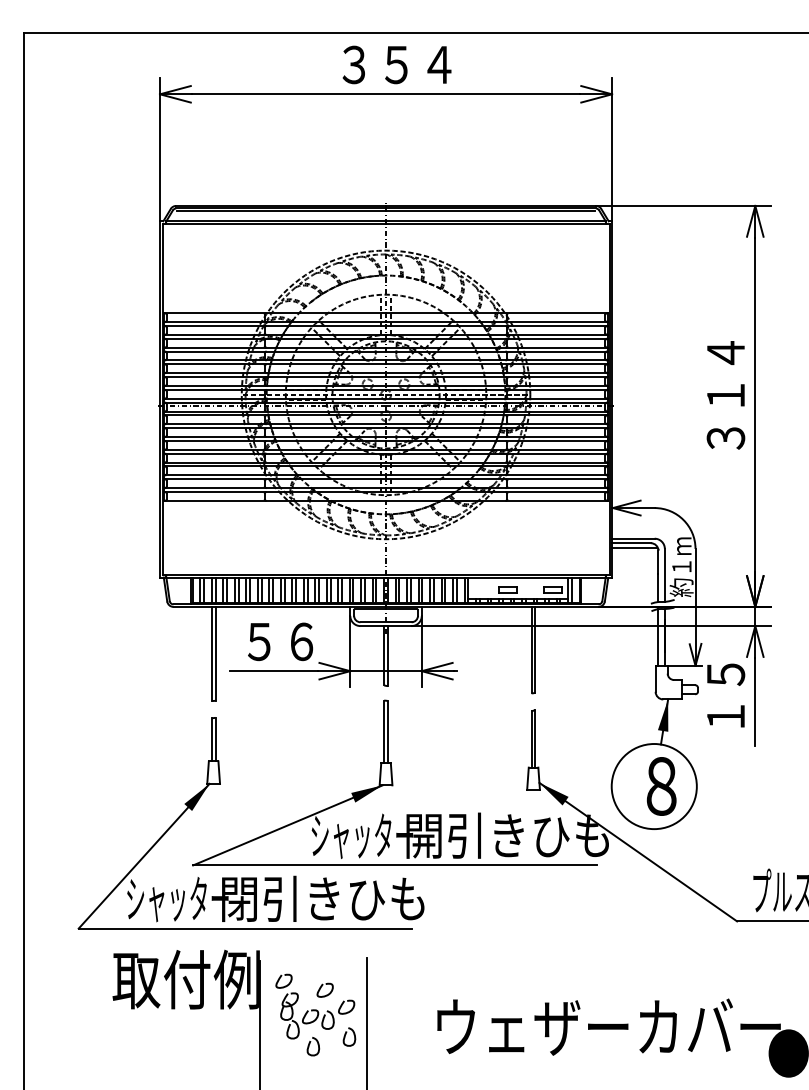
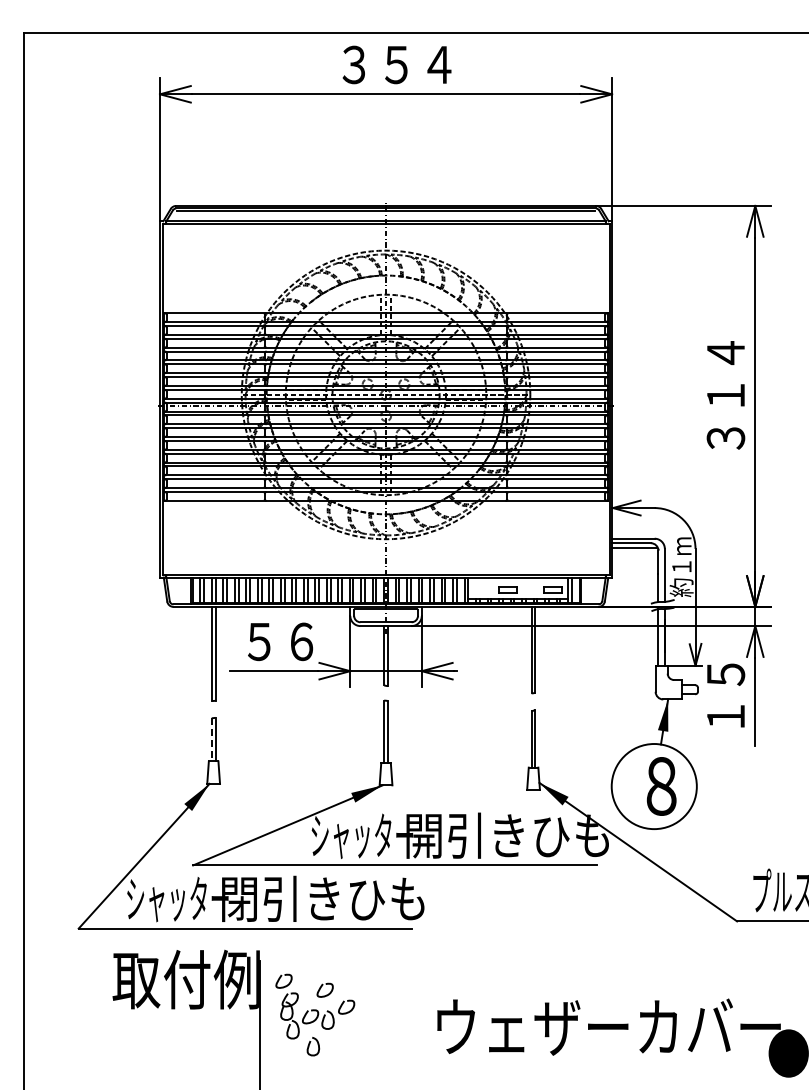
line: solid -> dashed (211, 739)
line: present -> none (366, 1022)
curve: present -> none (346, 1034)
